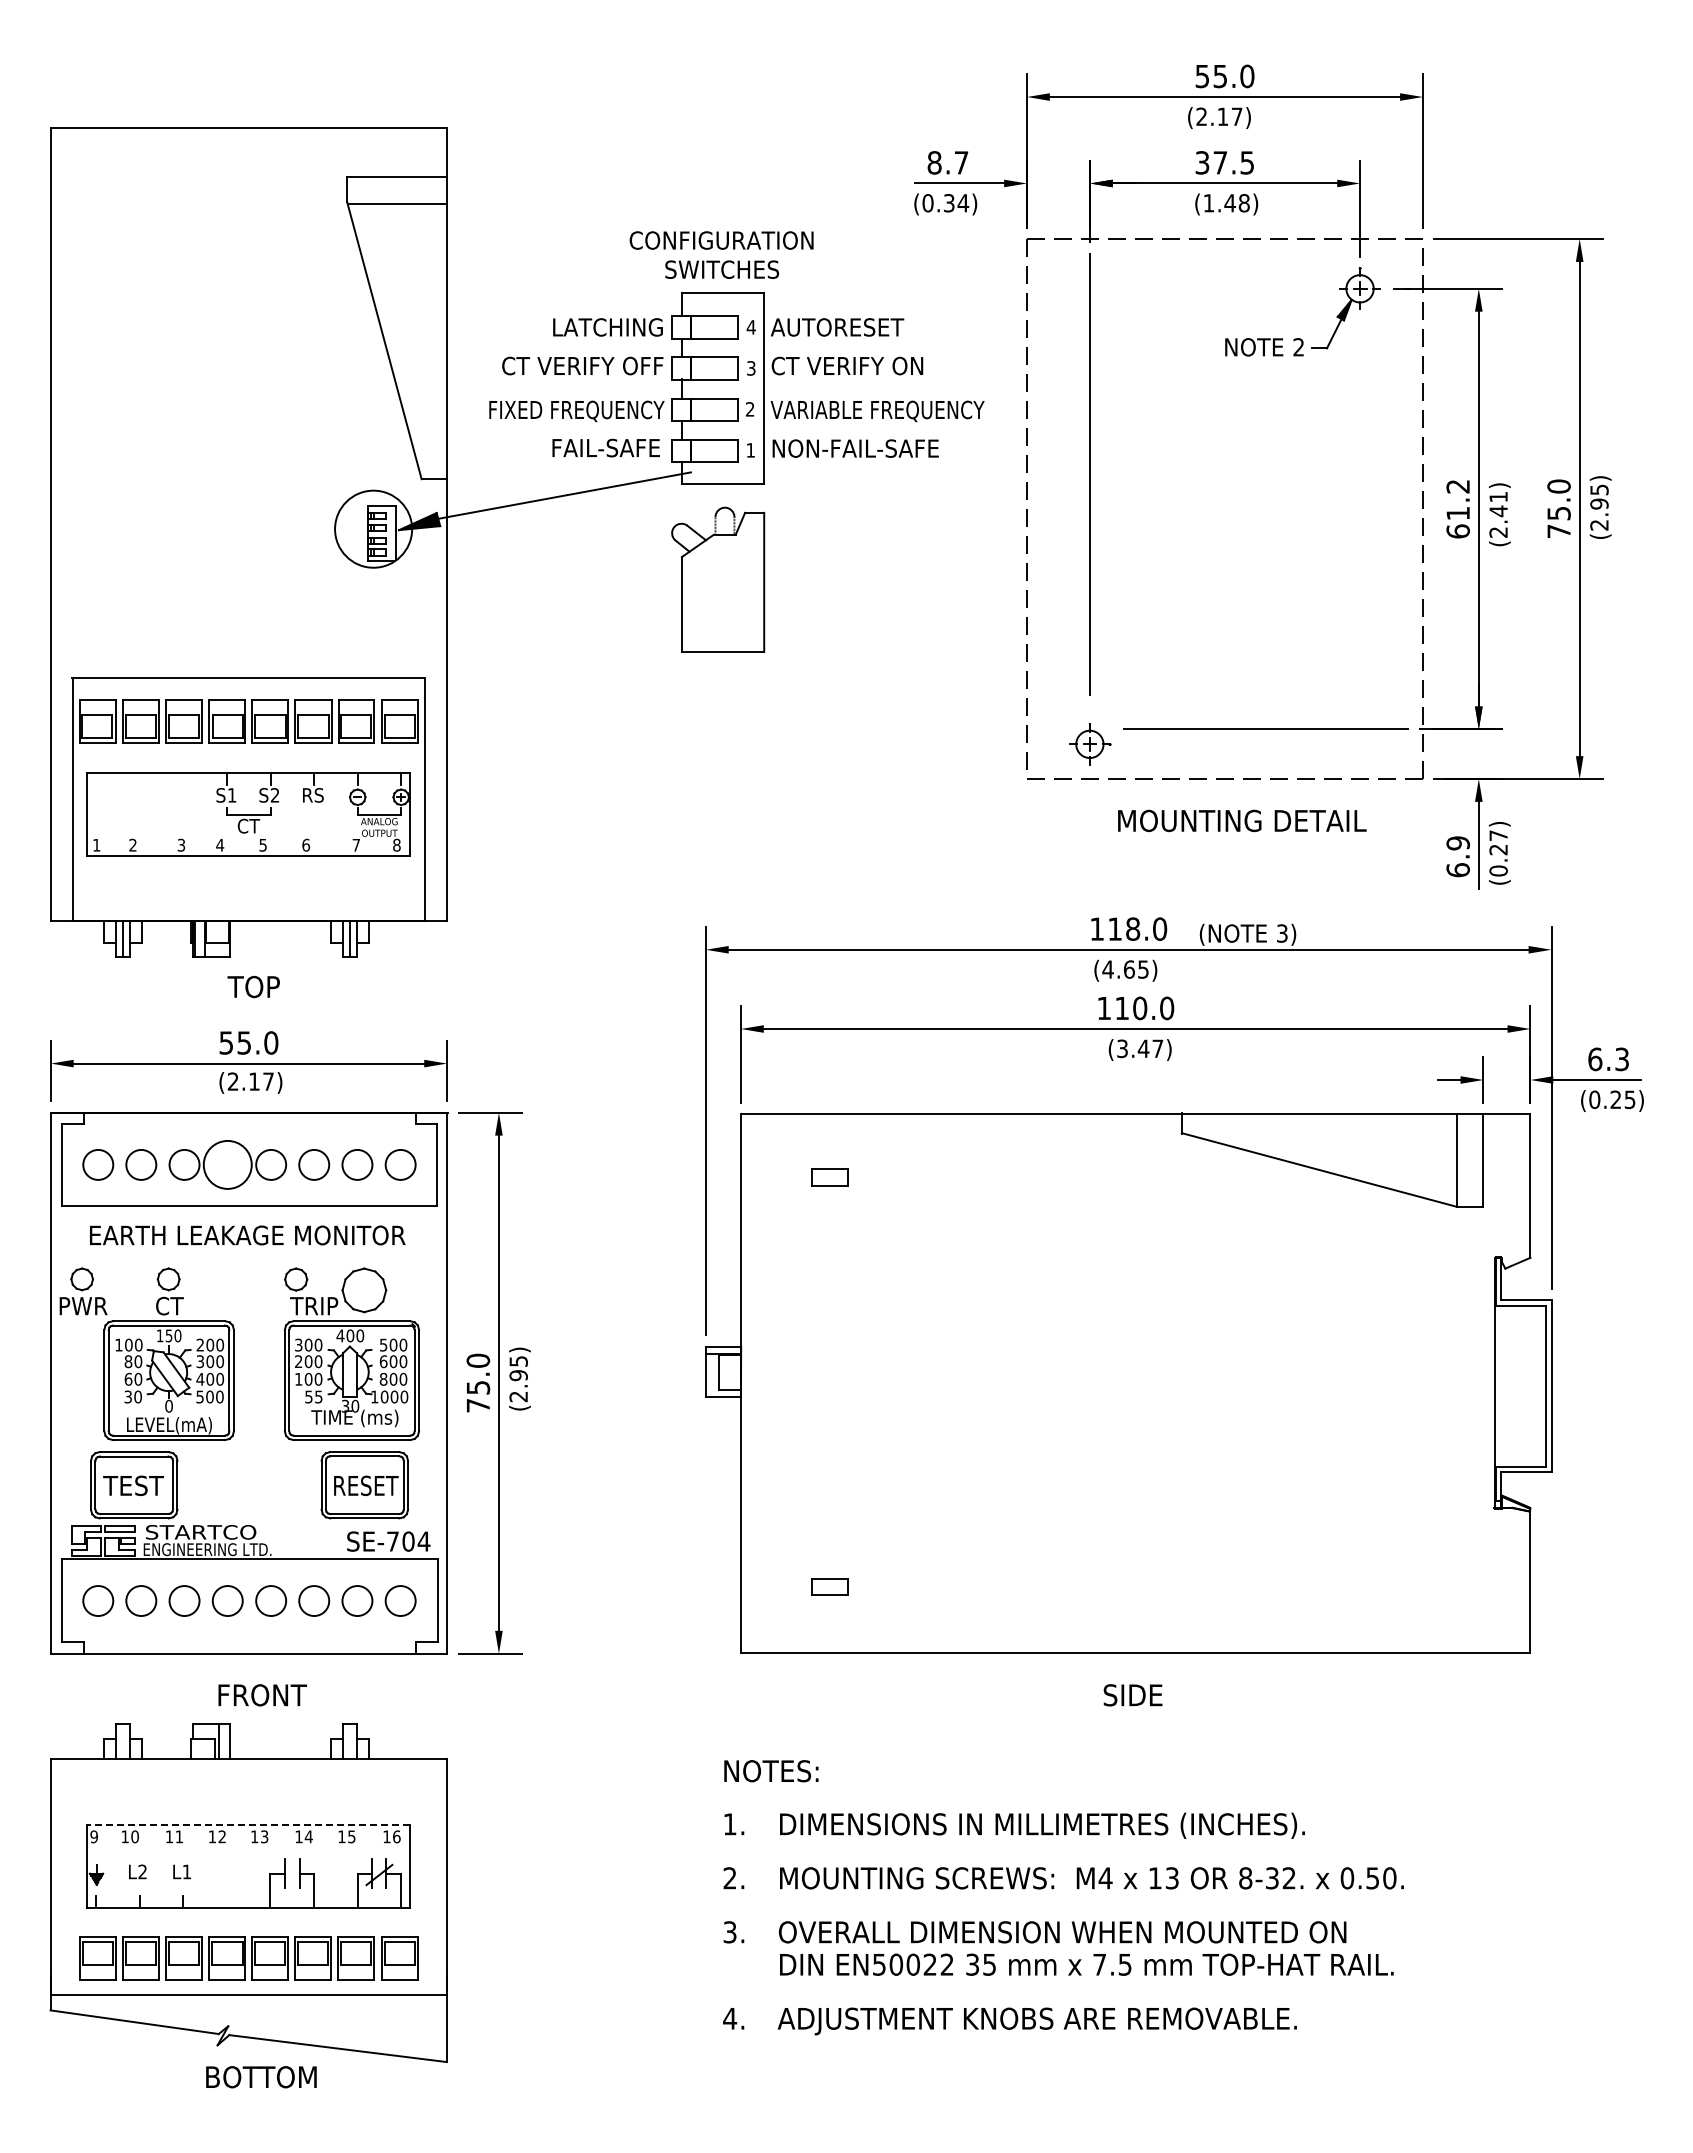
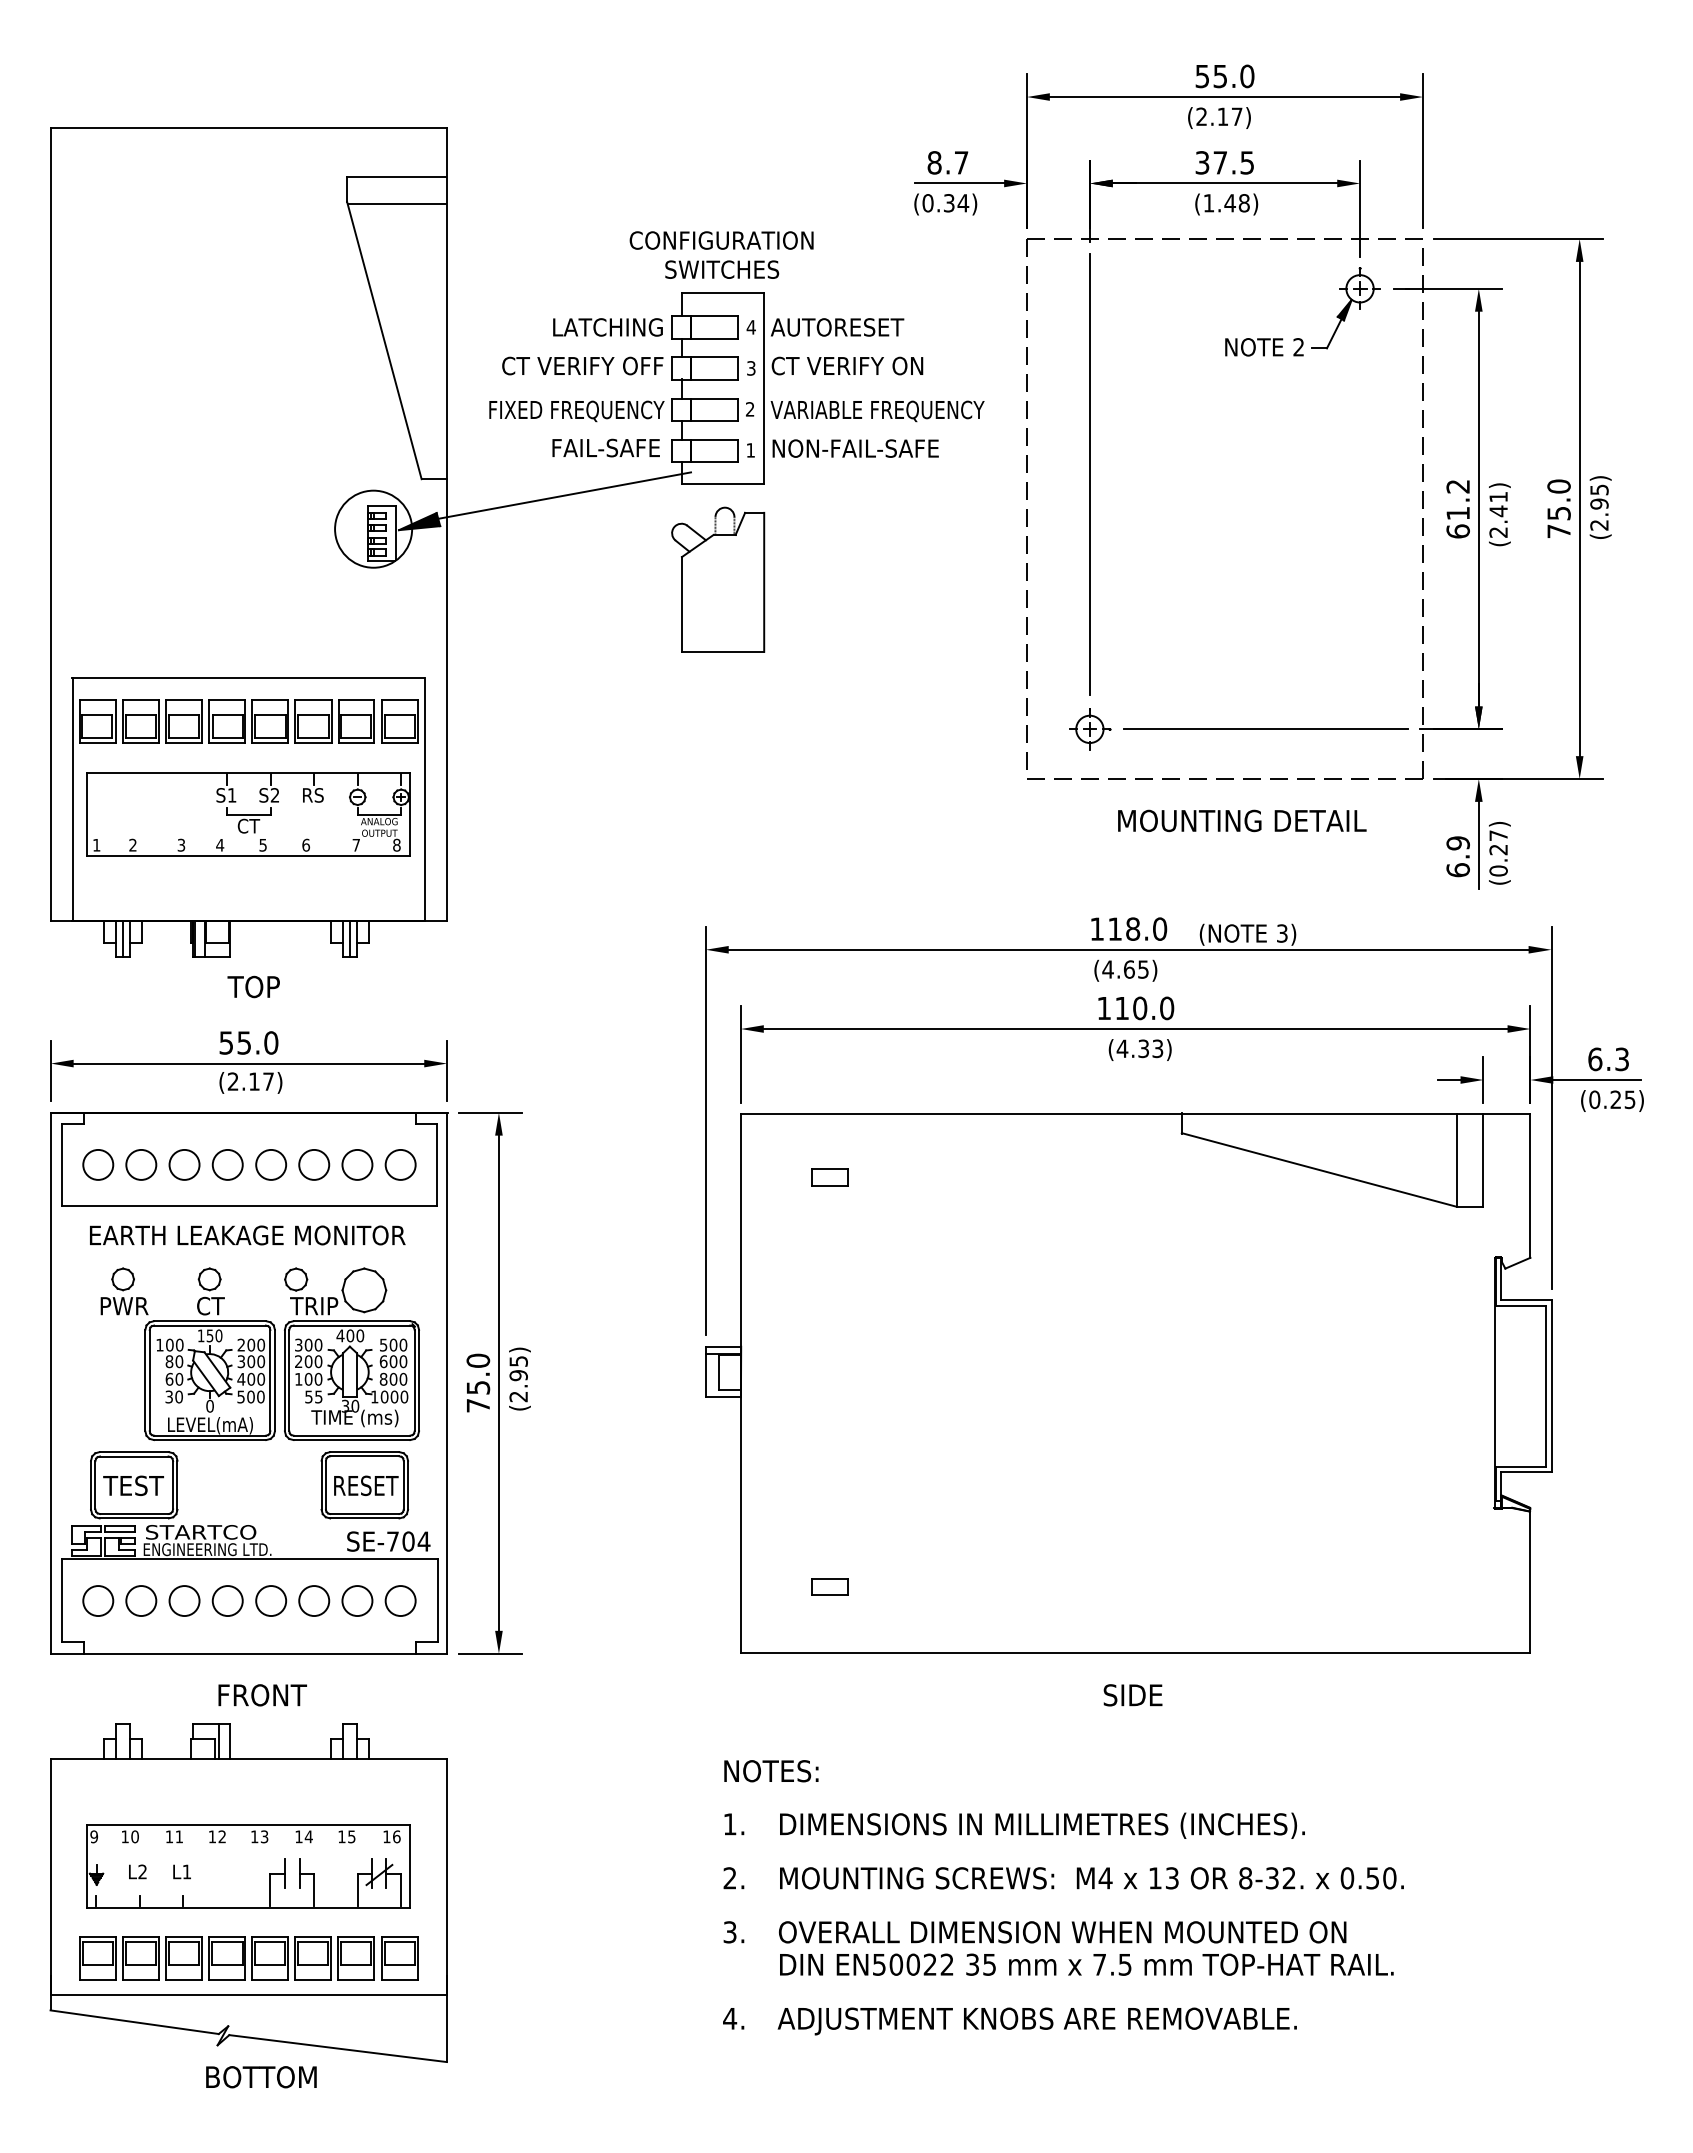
part position: (1090, 744) -> (1090, 729) (1090, 729)
text: (3.47) -> (4.33) (1139, 1048)
circle diameter: 48 px -> 30 px (227, 1164)
part position: (146, 1353) -> (187, 1353) (187, 1353)
line: dashed -> solid (248, 1824)
